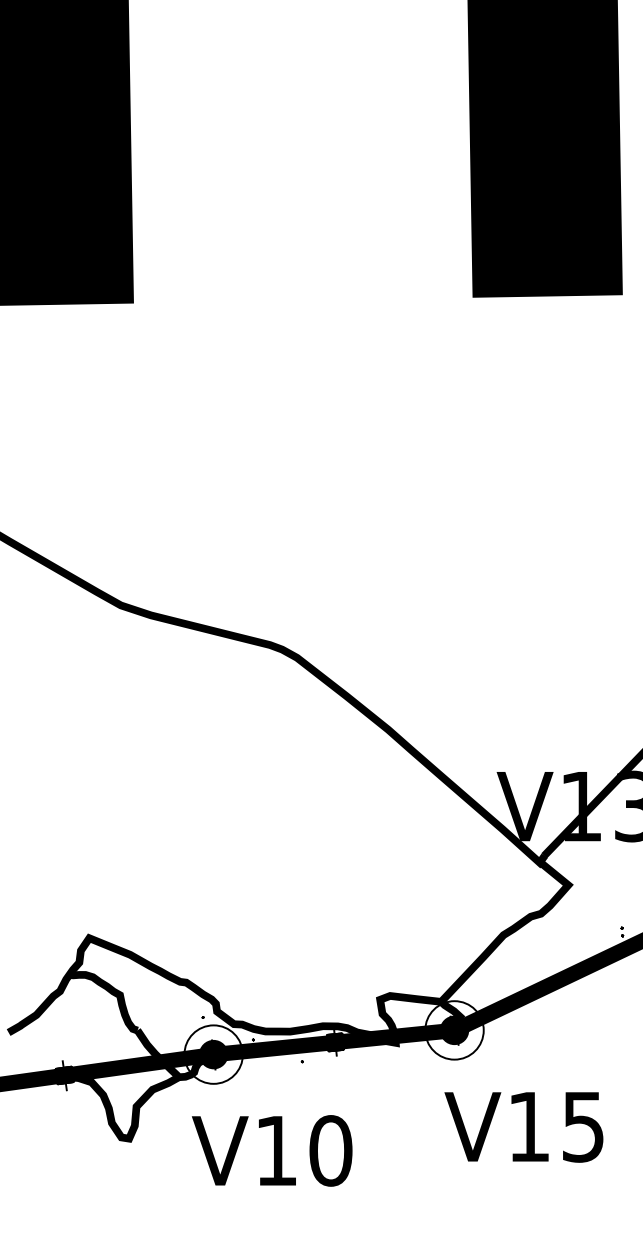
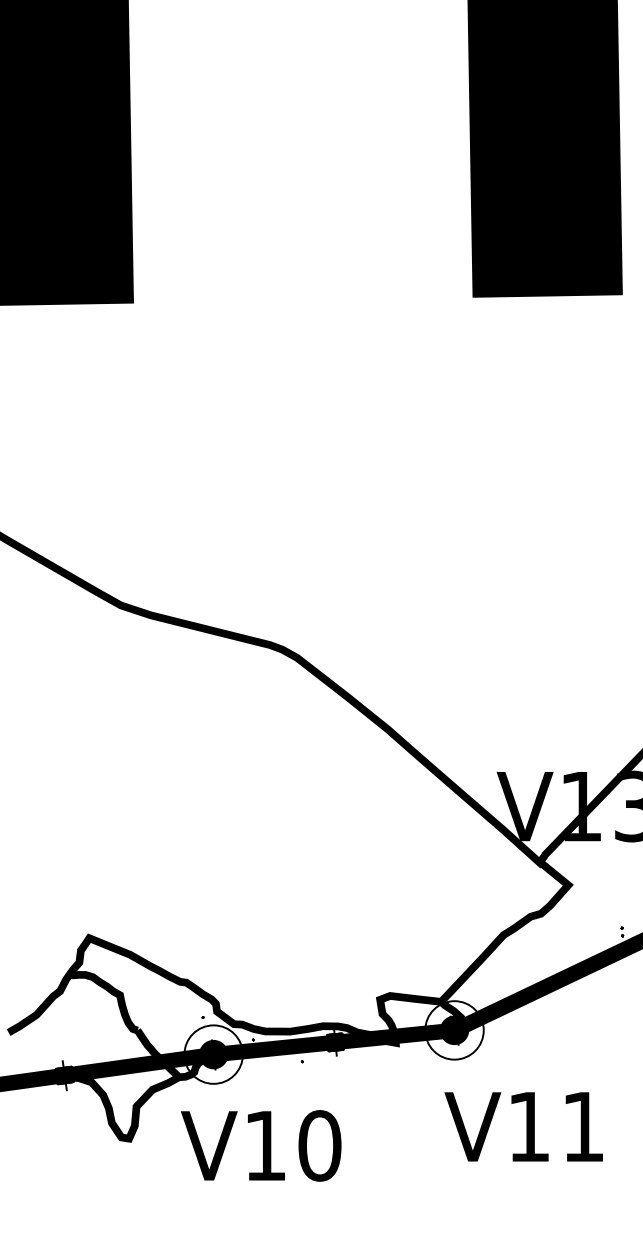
text: V15 -> V11 (583, 1127)
text position: (272, 1150) -> (261, 1145) (261, 1145)
